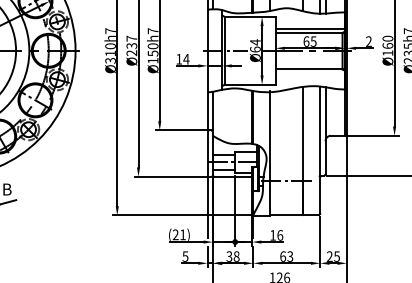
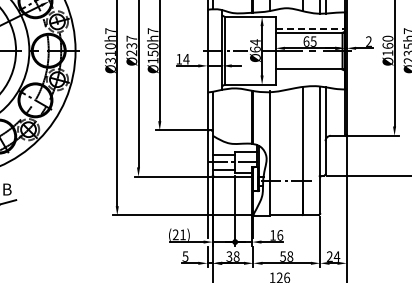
line: solid -> dashed (310, 28)
text: 63 -> 58 (286, 256)
text: 25 -> 24 (336, 256)
